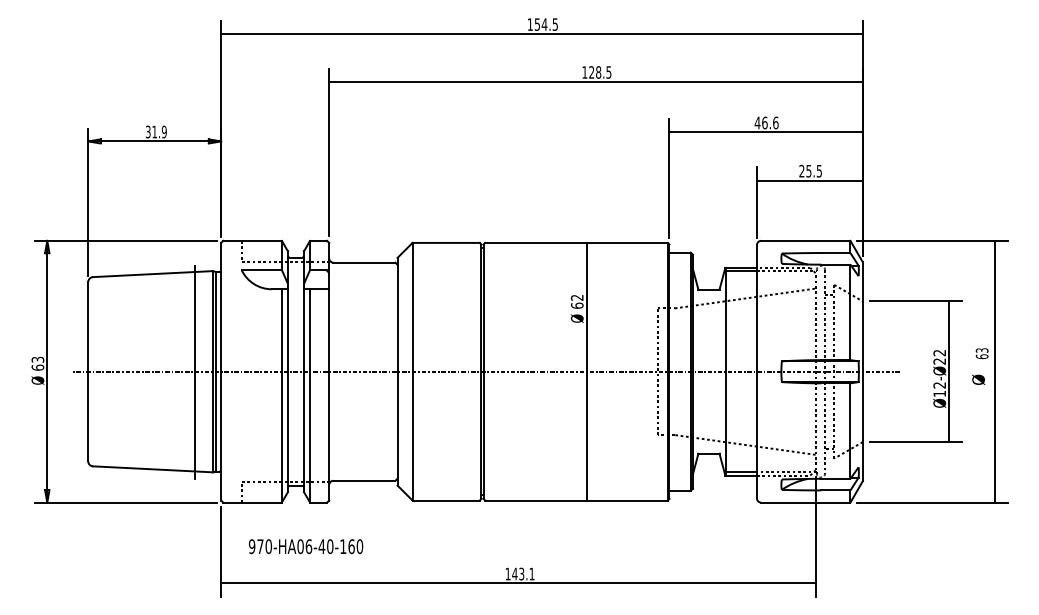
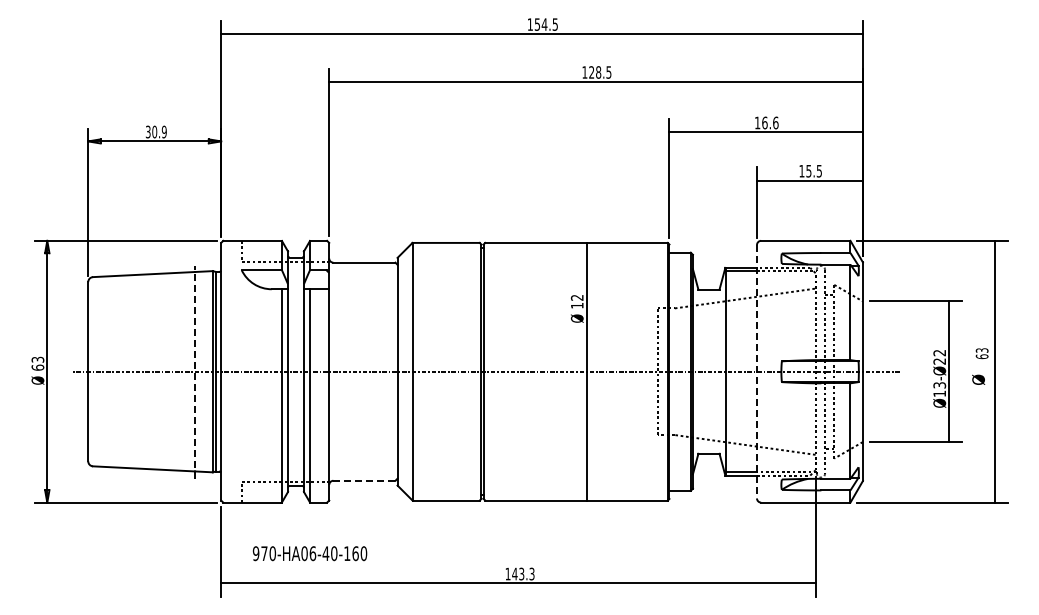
text: 46.6 -> 16.6 (757, 122)
text: 31.9 -> 30.9 (154, 131)
text: 25.5 -> 15.5 (801, 170)
text: 62 -> 12 (576, 305)
line: solid -> dashed (756, 371)
line: solid -> dashed (195, 372)
text: Ø12-Ø22 -> Ø13-Ø22 (940, 385)
line: solid -> dashed (363, 480)
text position: (305, 546) -> (309, 553) (309, 553)
text: 143.1 -> 143.3 (531, 573)
